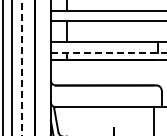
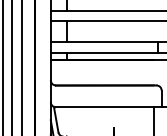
line: dashed -> solid (108, 52)
line: dashed -> solid (21, 67)
